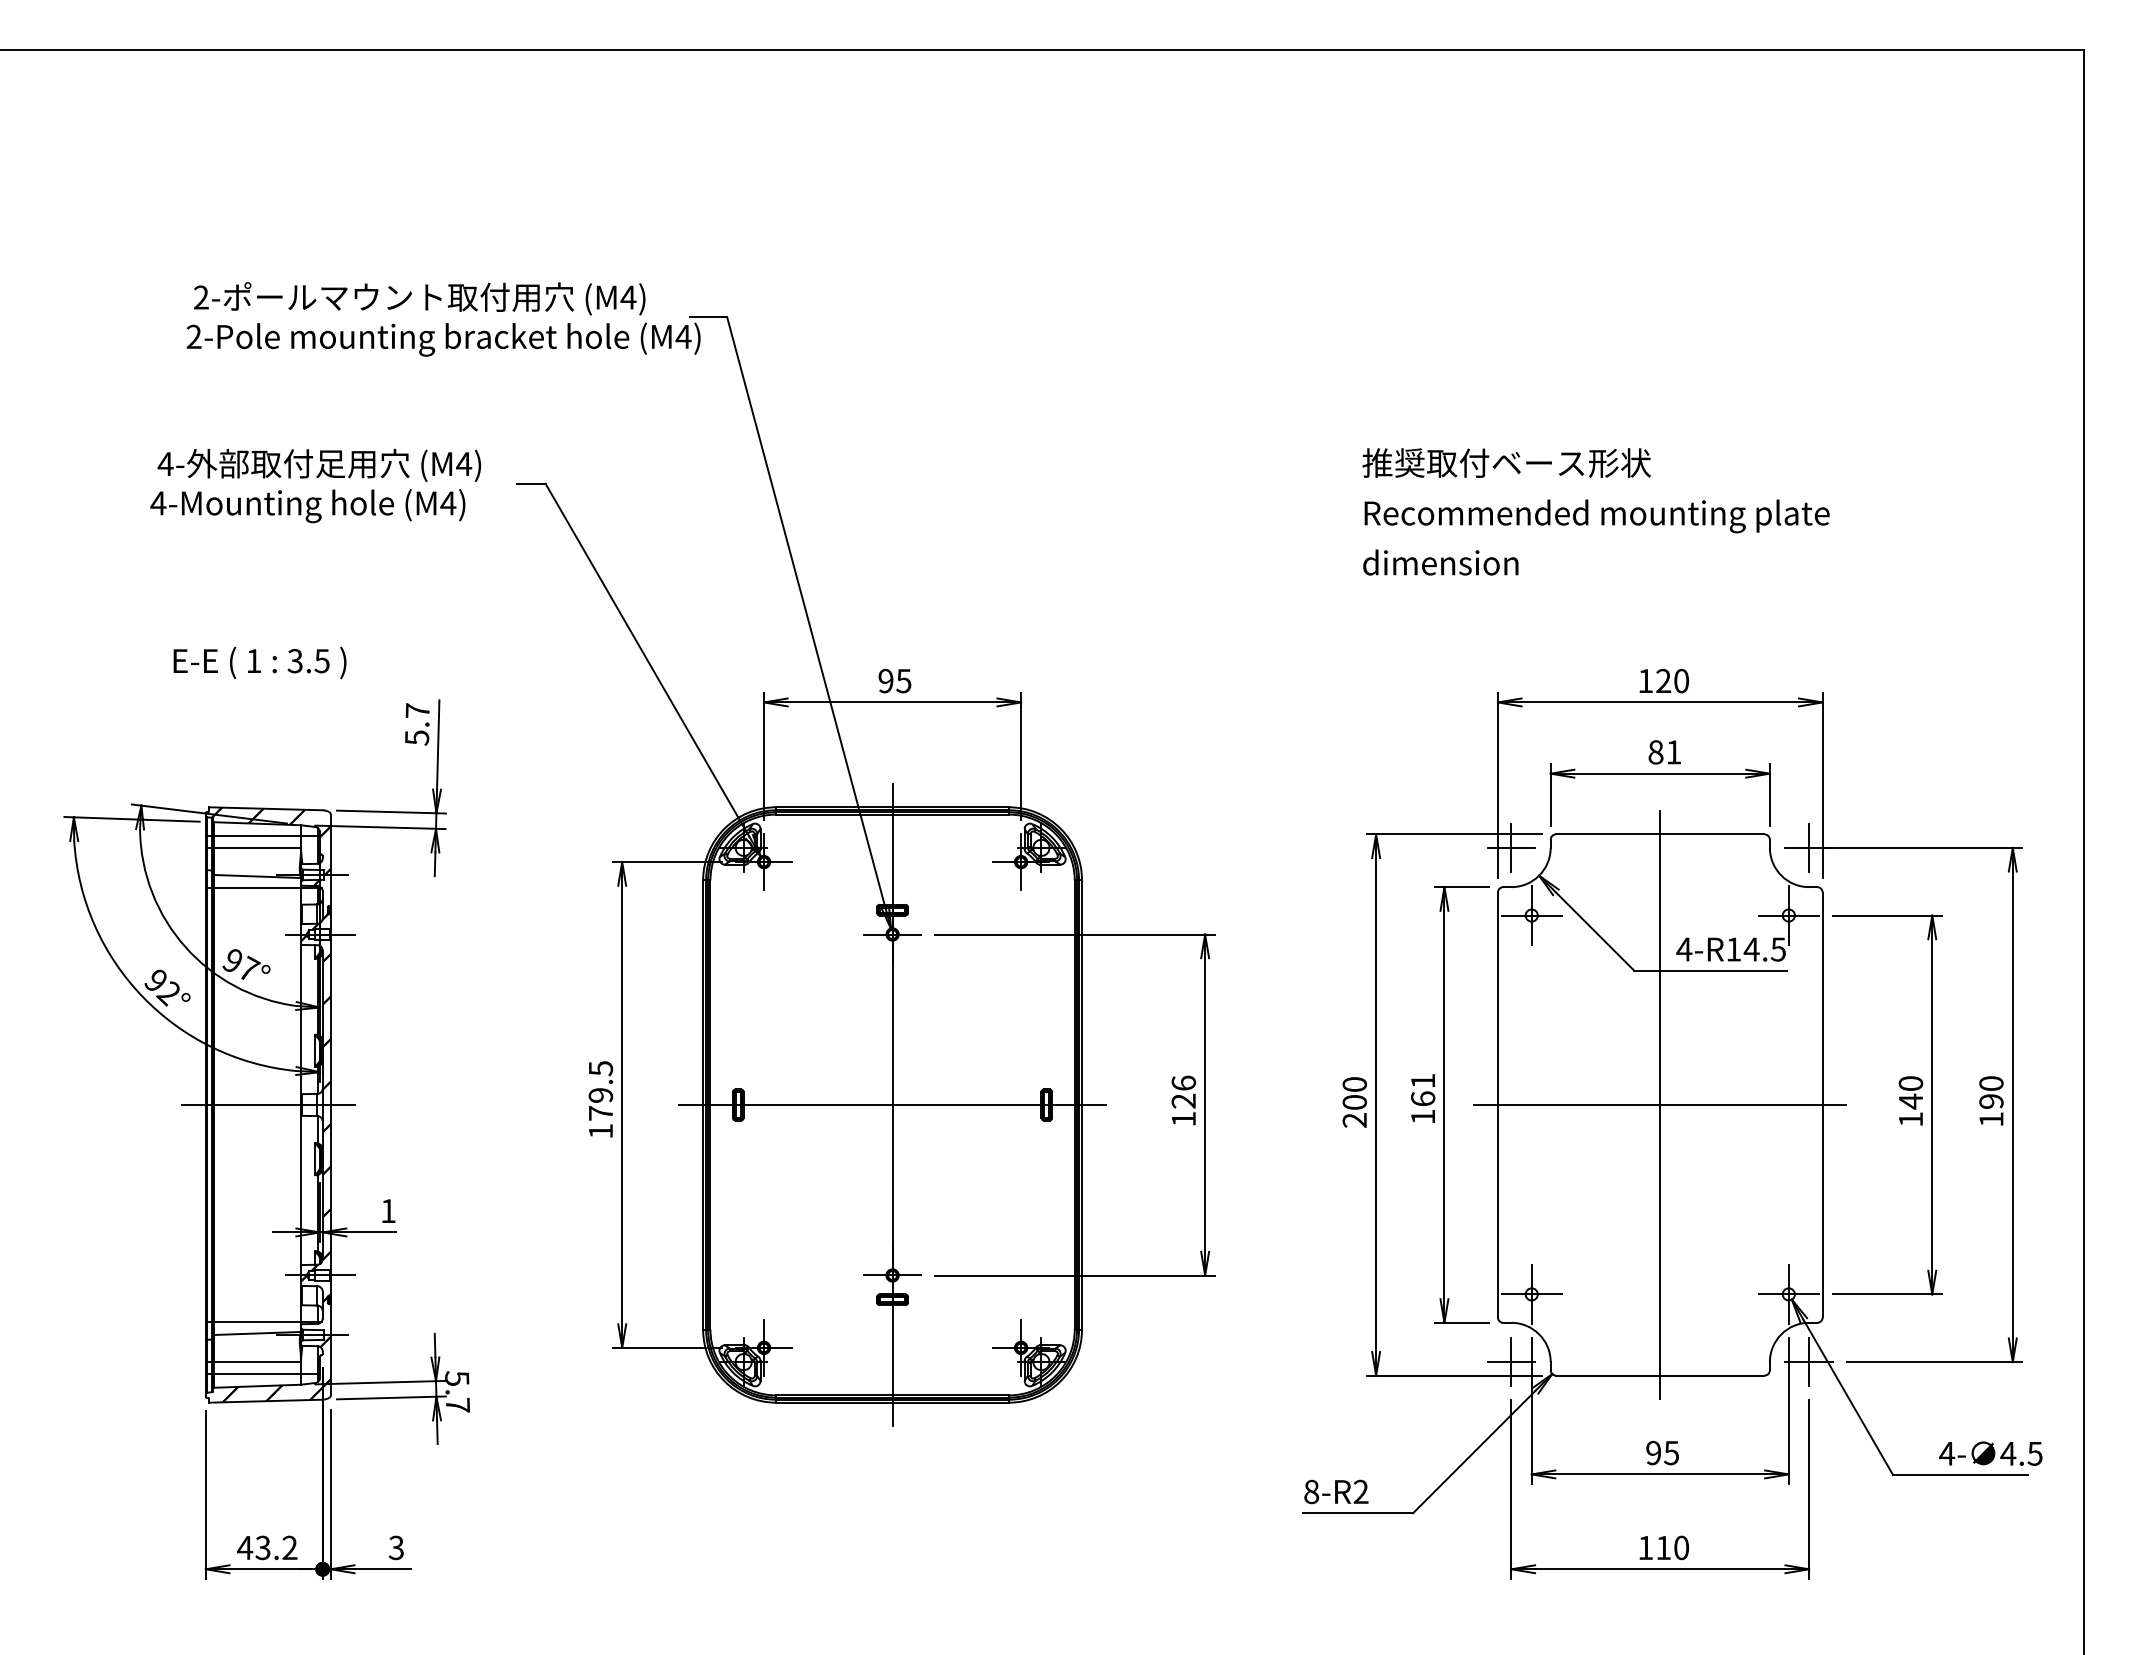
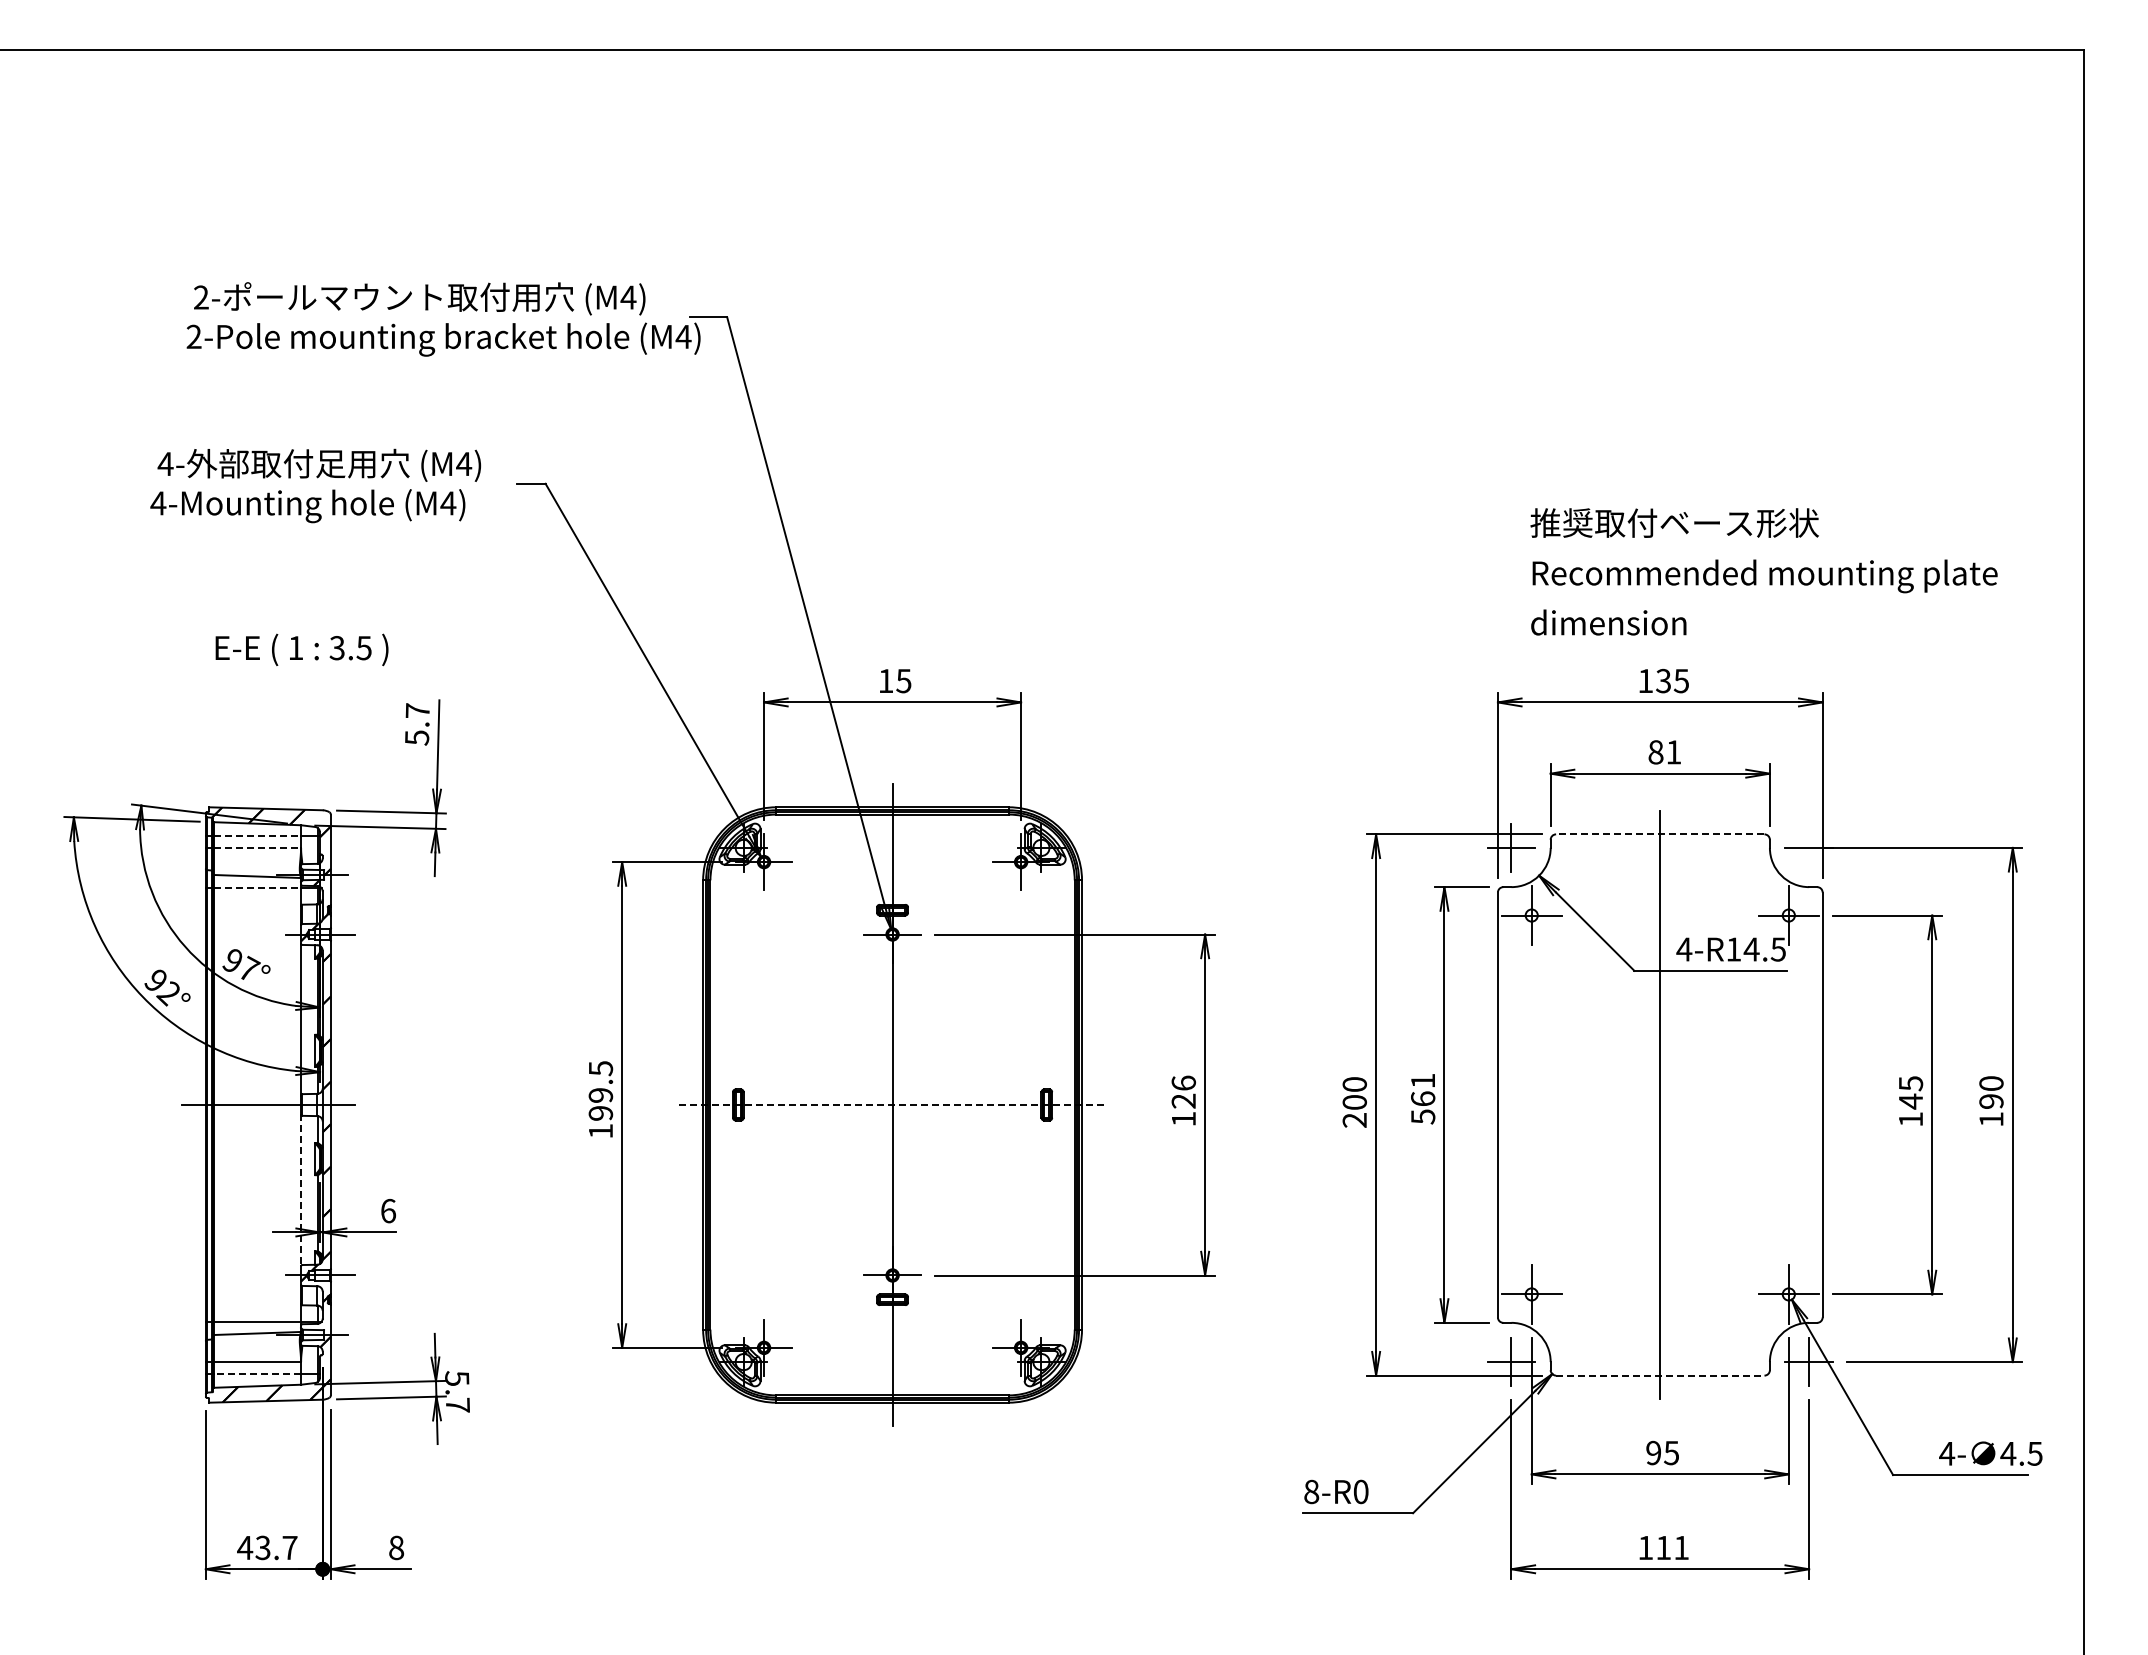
text position: (1595, 511) -> (1763, 571) (1763, 571)
text position: (259, 662) -> (301, 649) (301, 649)
text: 95 -> 15 (885, 680)
text: 120 -> 135 (1672, 680)
line: solid -> dashed (1659, 834)
line: solid -> dashed (257, 835)
line: solid -> dashed (257, 847)
line: present -> none (1809, 847)
line: solid -> dashed (257, 888)
text: 140 -> 145 (1910, 1083)
line: solid -> dashed (893, 1105)
line: present -> none (1660, 1105)
text: 179.5 -> 199.5 (600, 1113)
text: 161 -> 561 (1423, 1116)
line: solid -> dashed (301, 1190)
text: 1 -> 6 (388, 1210)
line: solid -> dashed (257, 1374)
line: solid -> dashed (1660, 1375)
text: 8-R2 -> 8-R0 (1360, 1491)
text: 43.2 -> 43.7 (289, 1547)
text: 3 -> 8 (396, 1547)
text: 110 -> 111 (1681, 1547)
